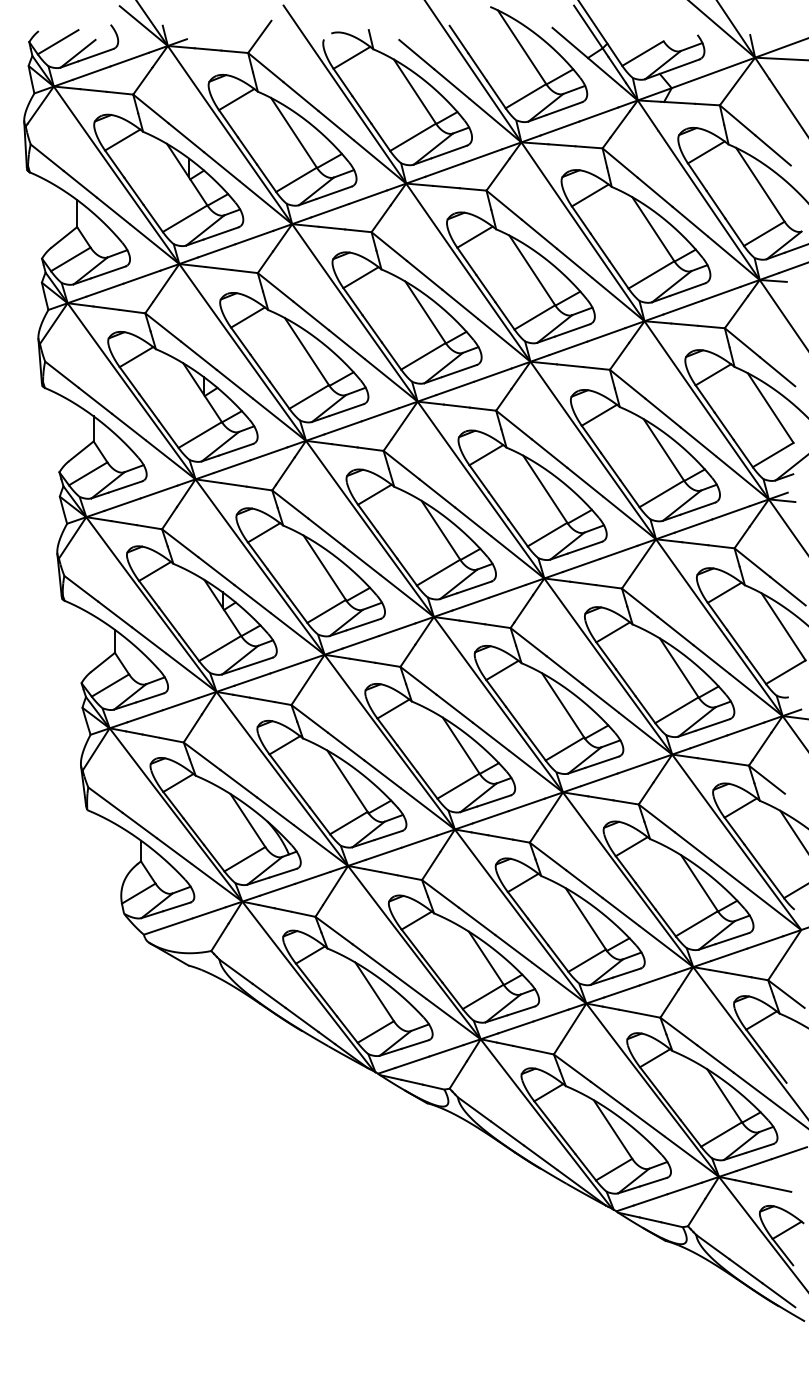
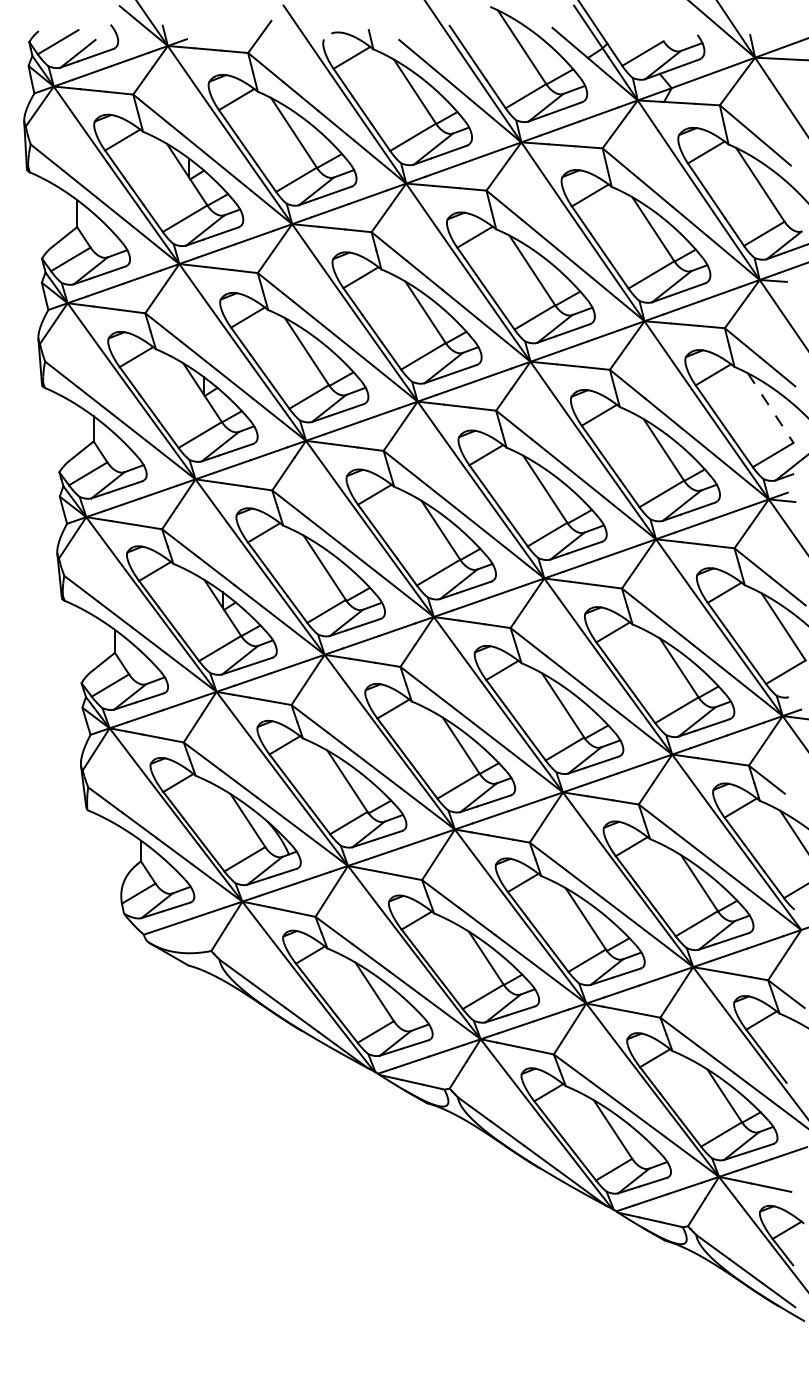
line: solid -> dashed (770, 408)
